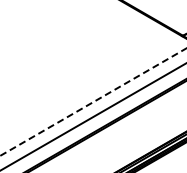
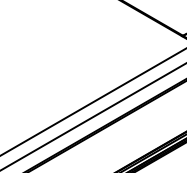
line: dashed -> solid (93, 101)
